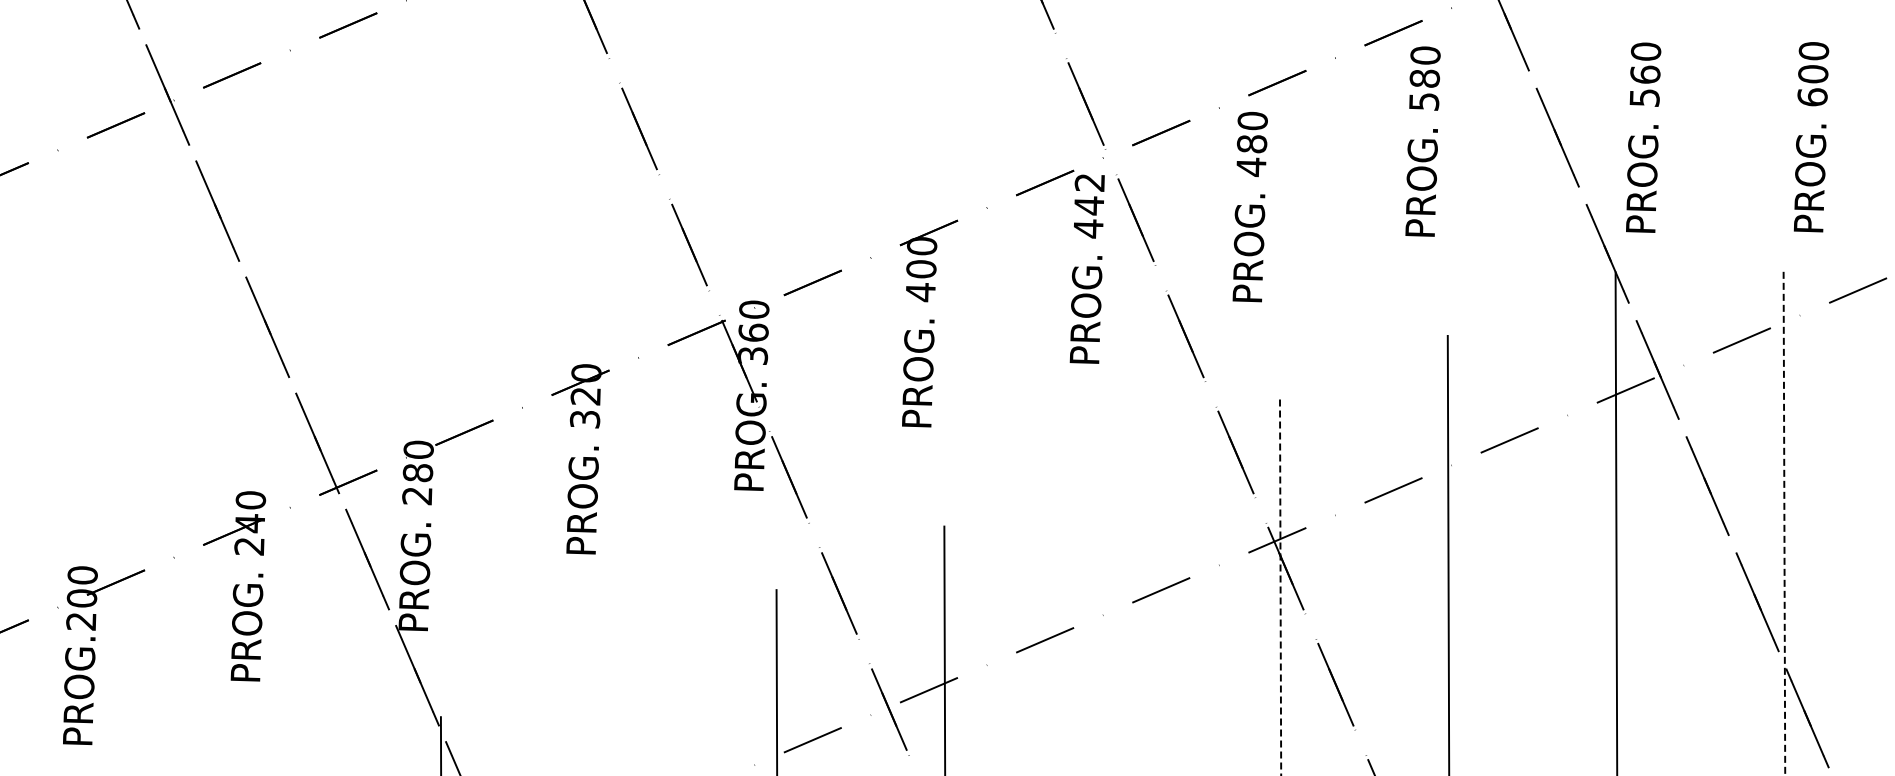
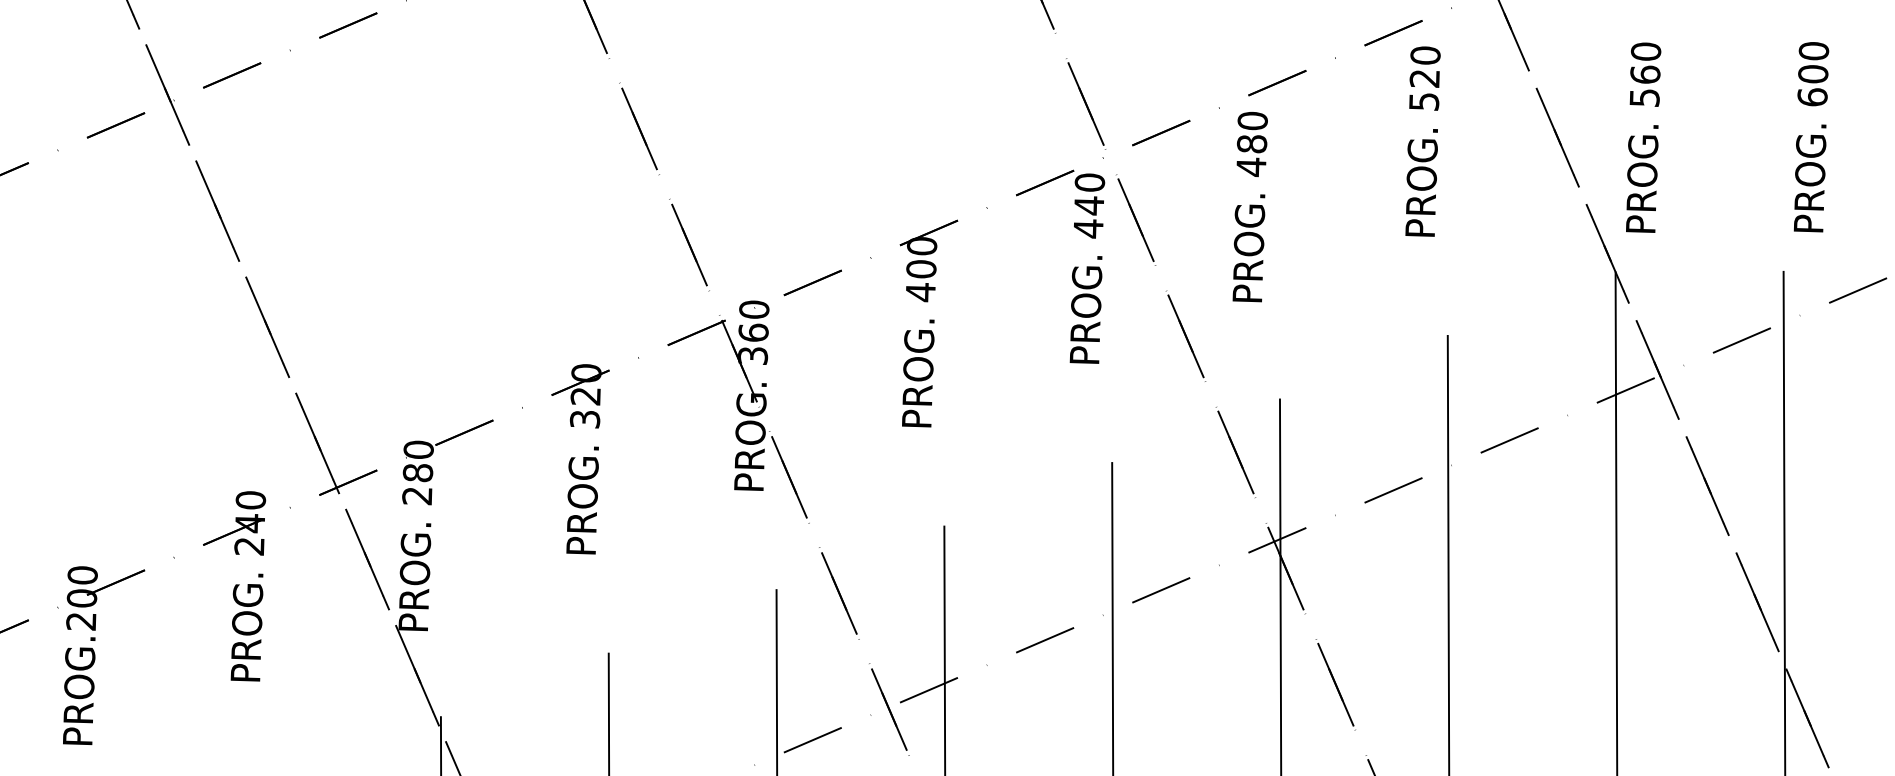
text: 580 -> 520 (1424, 78)
text: 442 -> 440 (1089, 182)
line: dashed -> solid (1784, 523)
line: dashed -> solid (1280, 587)
line: none -> present (1112, 617)
line: none -> present (608, 712)
